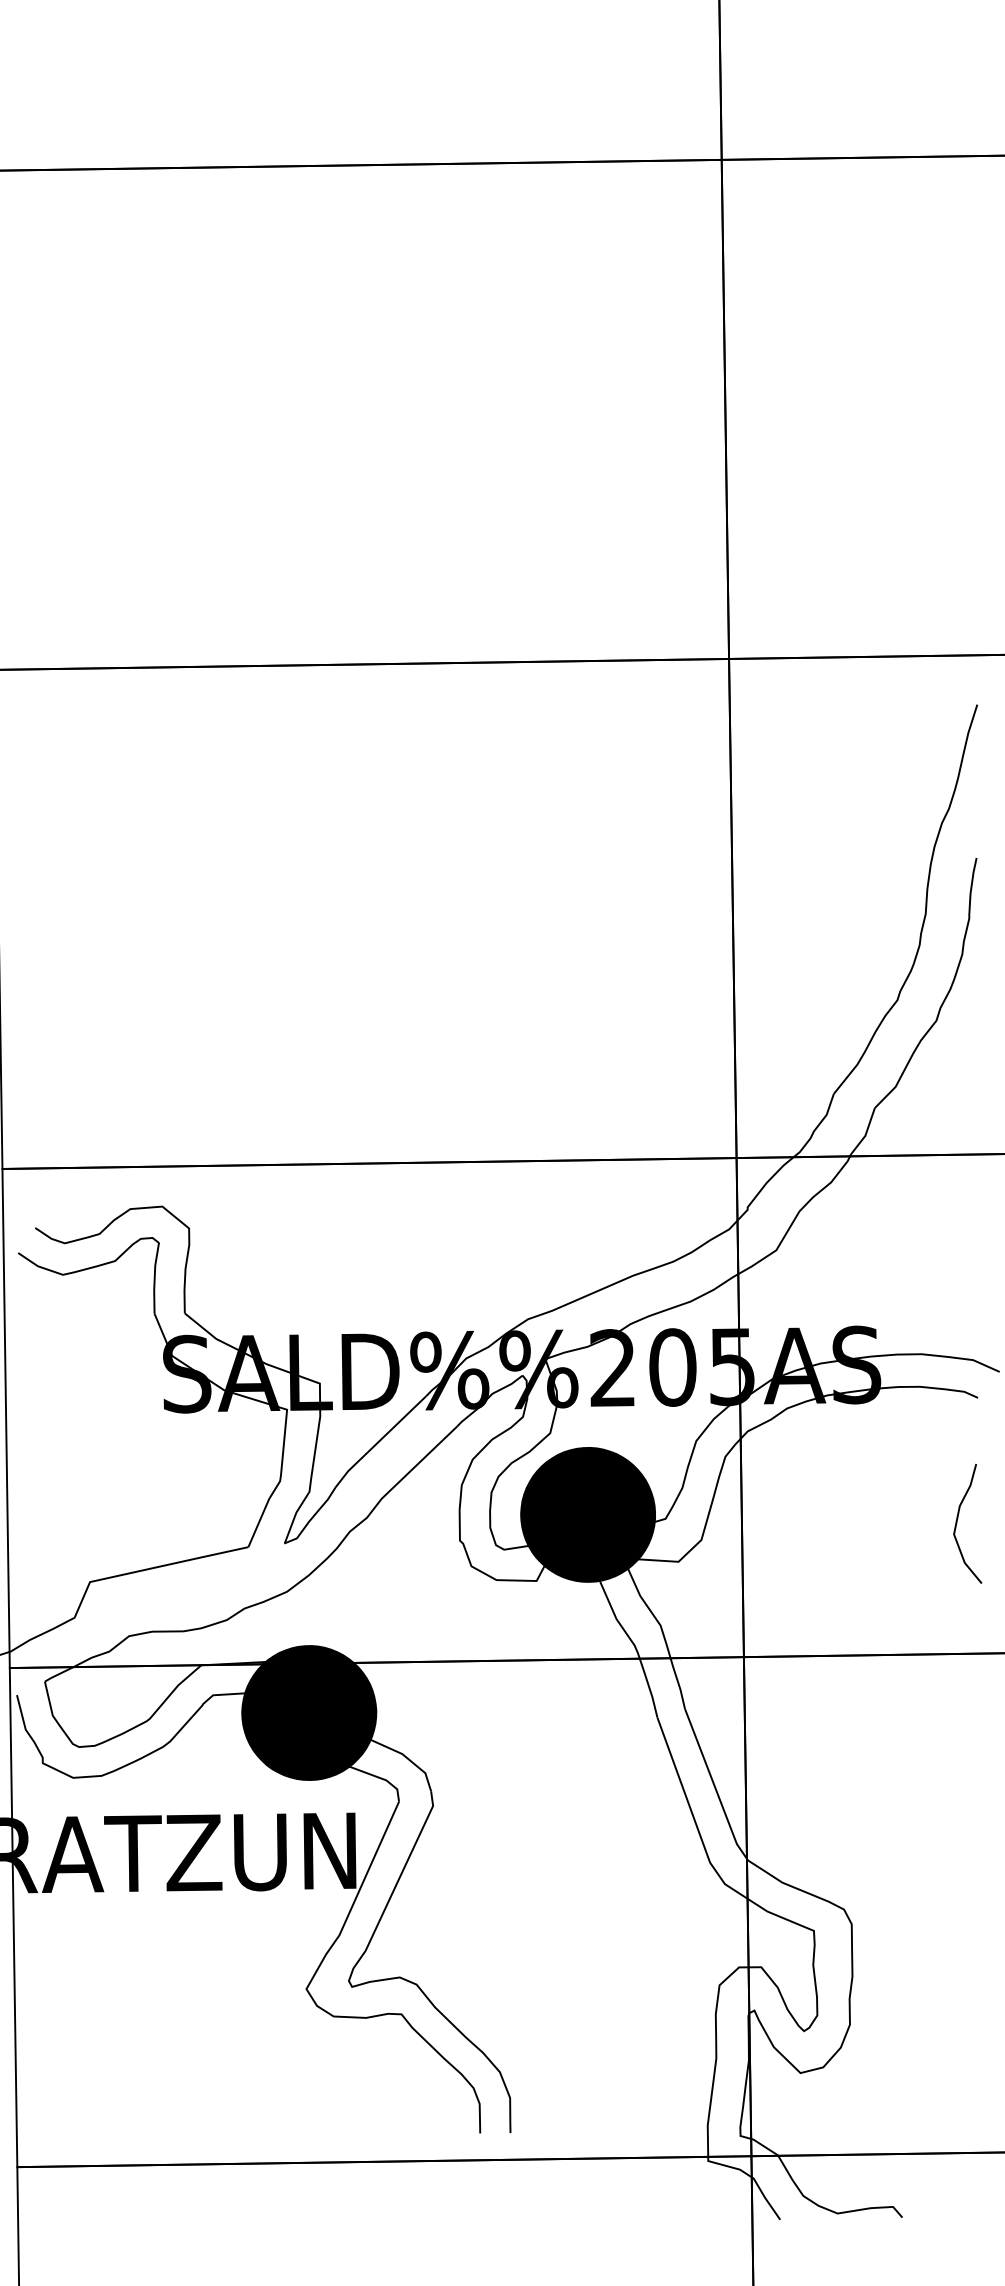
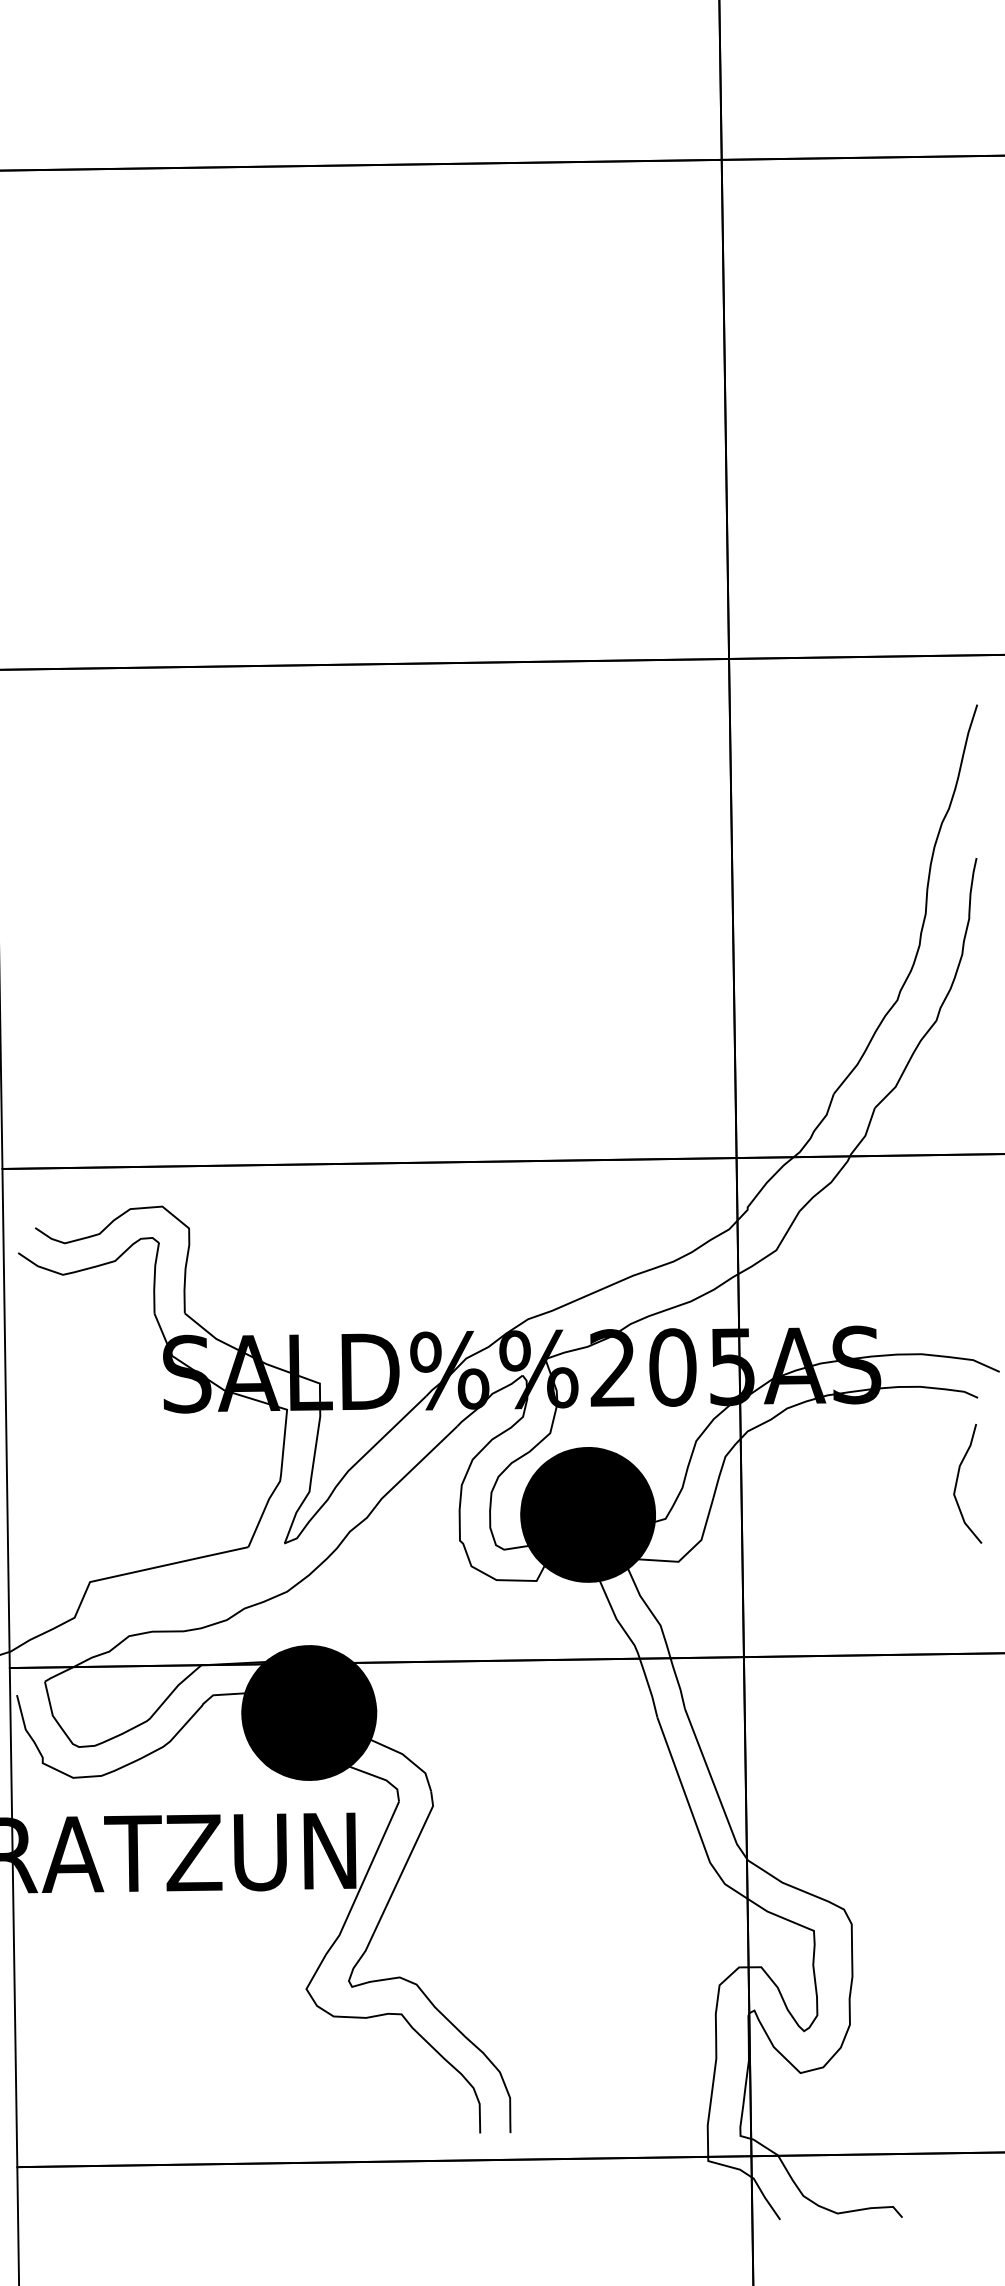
curve position: (957, 1523) -> (957, 1483) (957, 1483)
